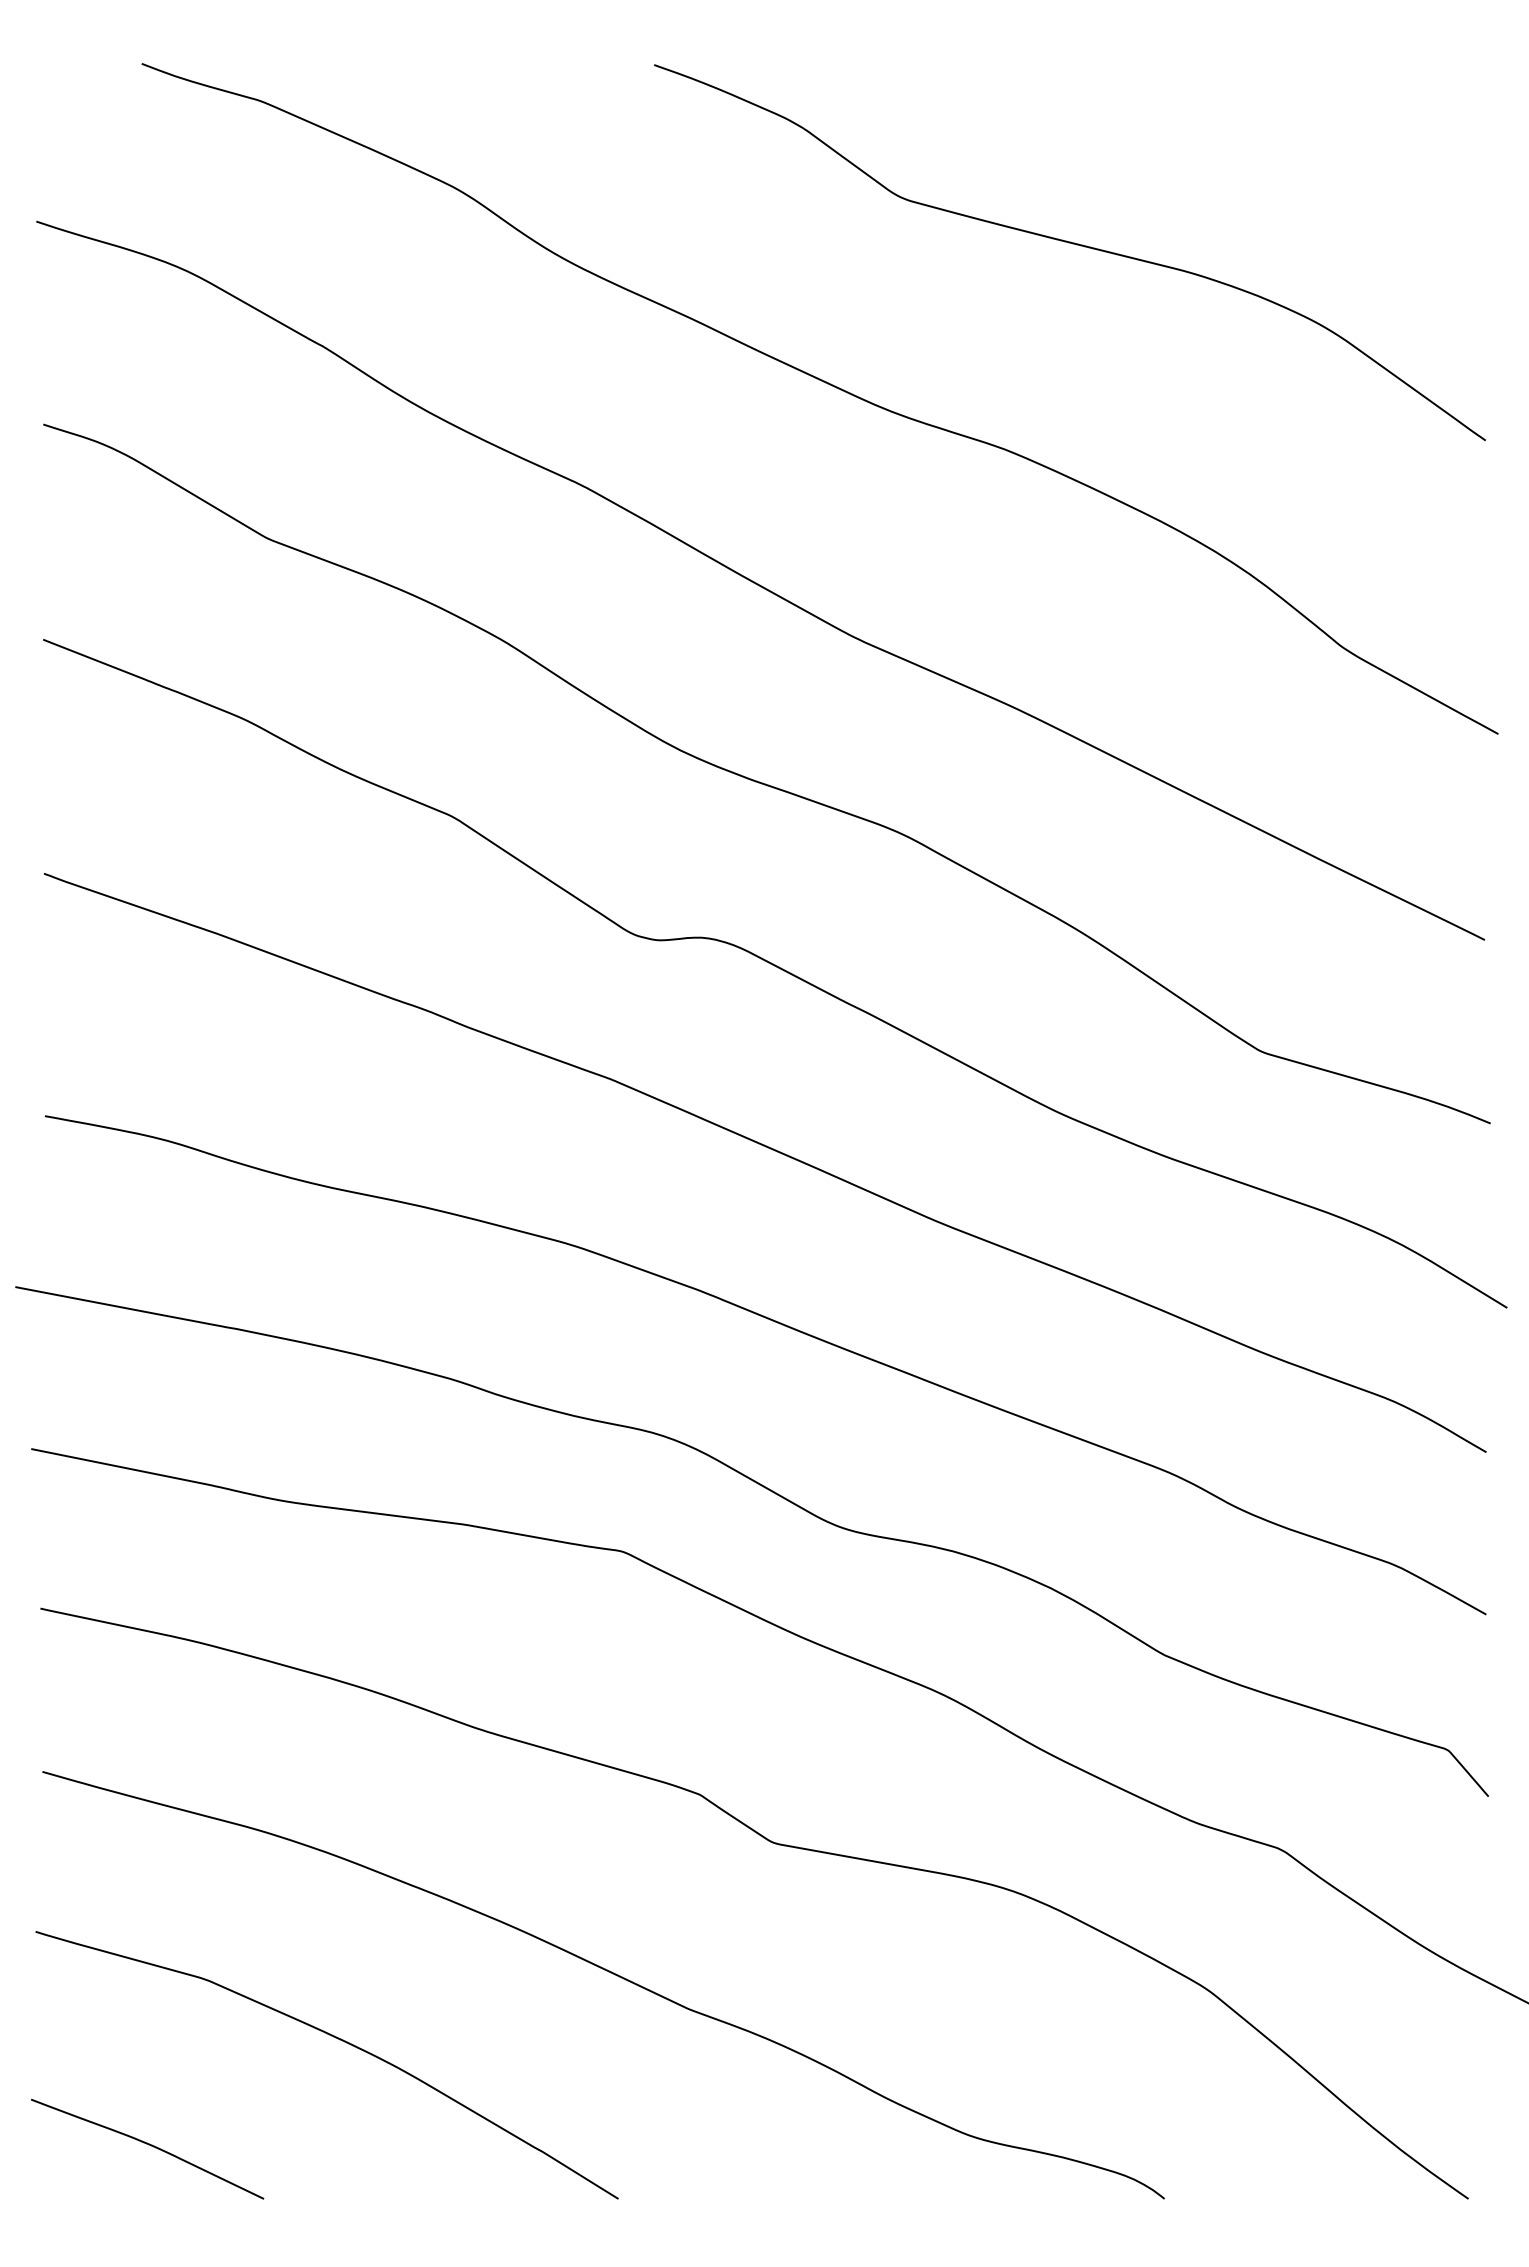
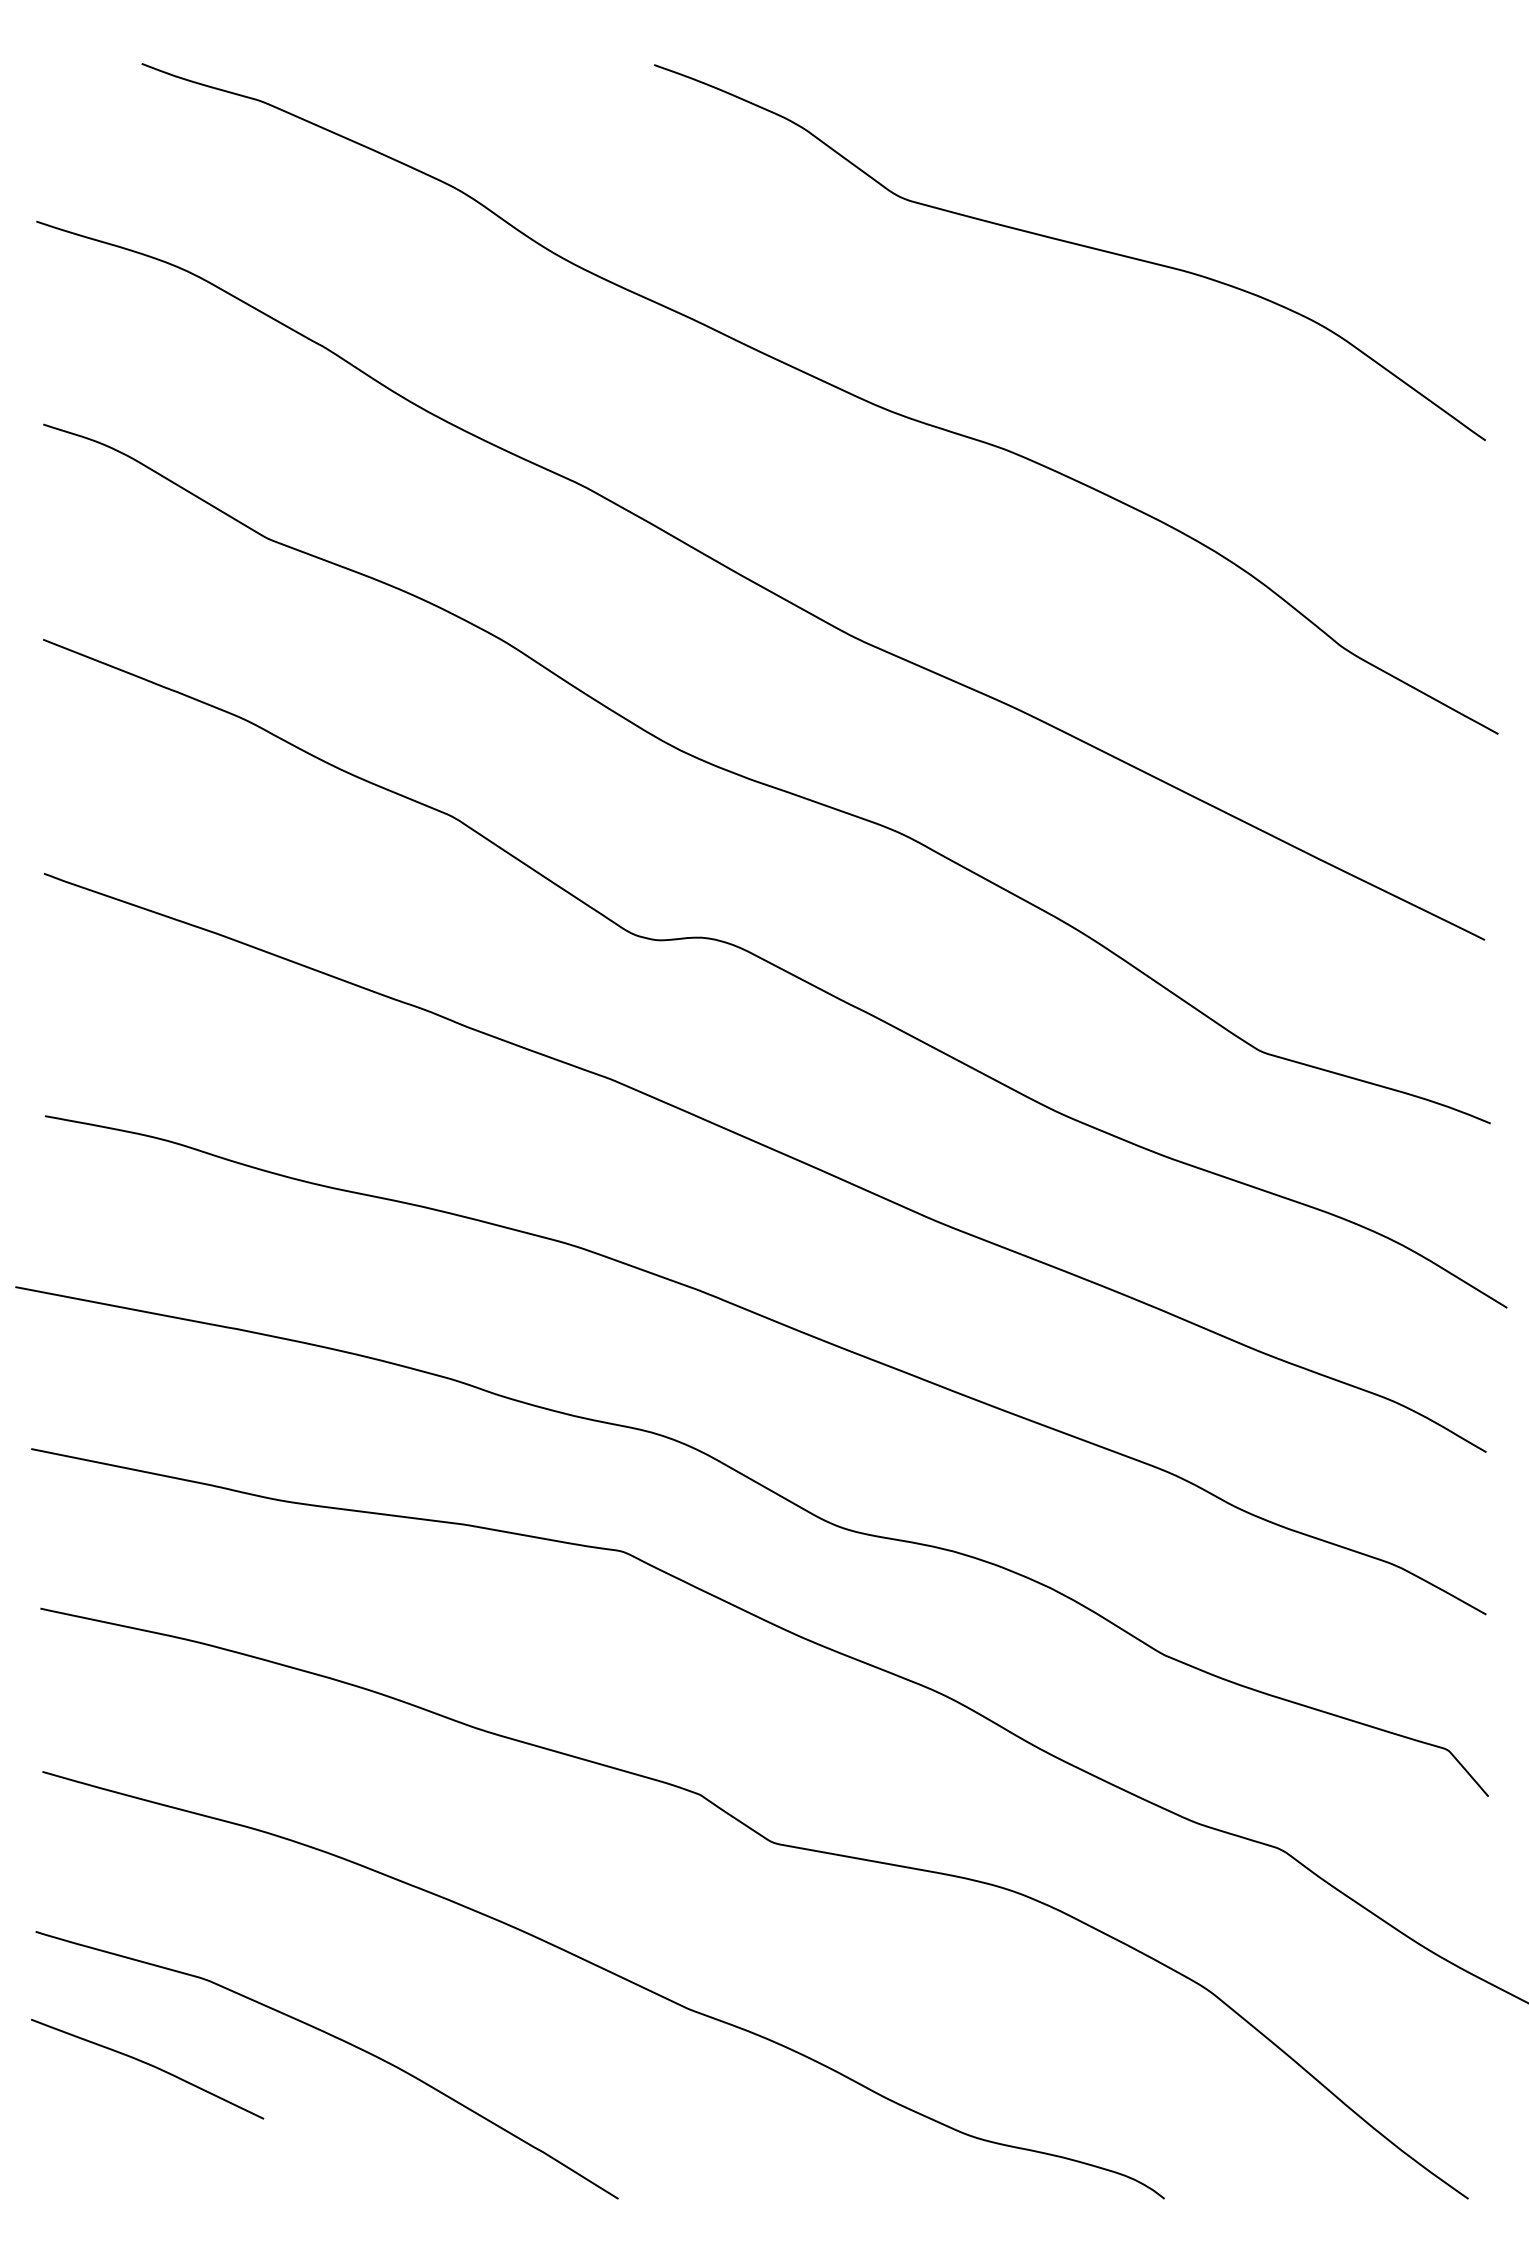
curve position: (148, 2145) -> (148, 2065) (148, 2065)
